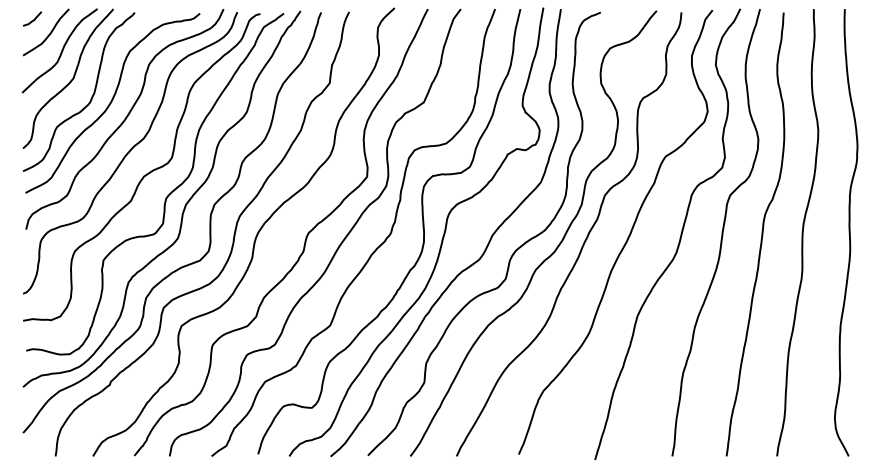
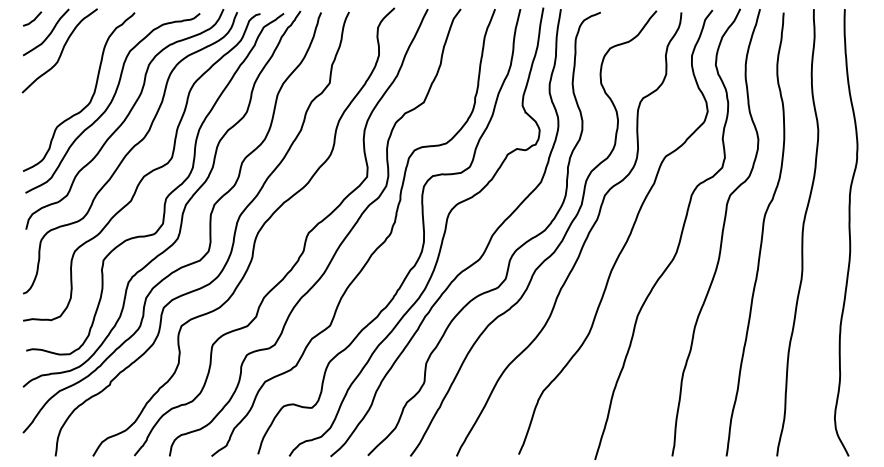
curve: present -> none (70, 80)
